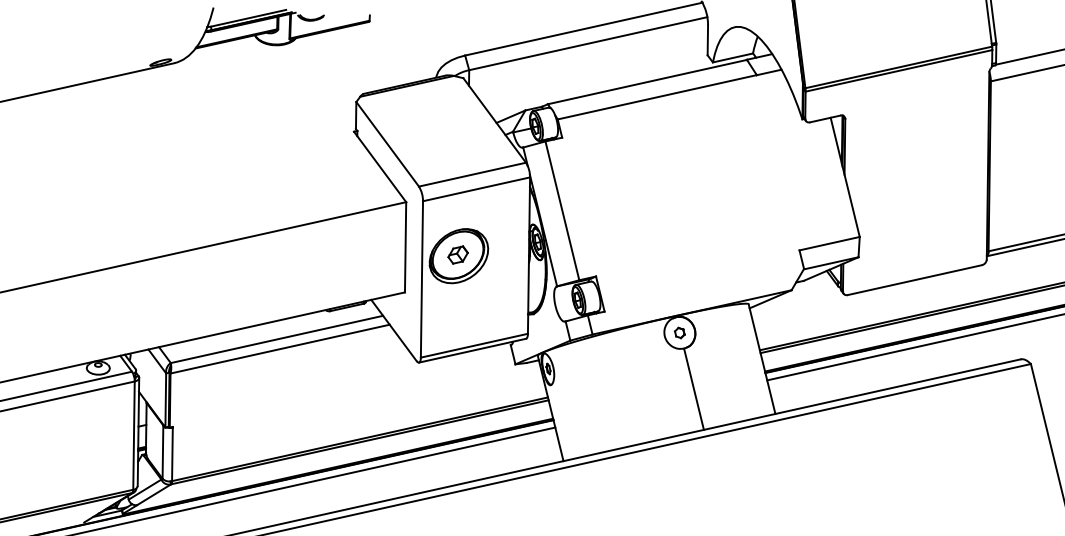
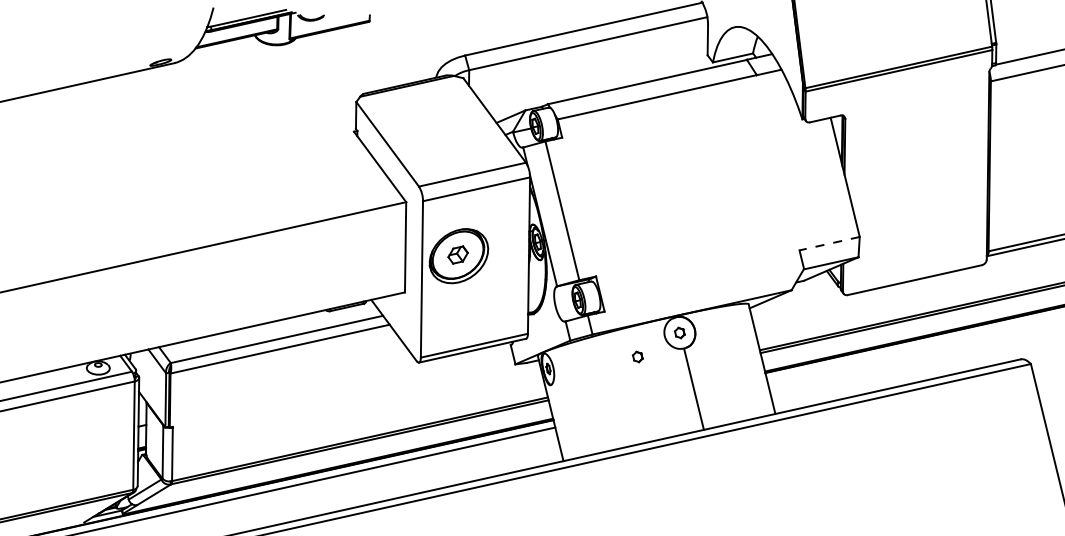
line: solid -> dashed (829, 243)
line: present -> none (914, 347)
part: none -> present (637, 356)
